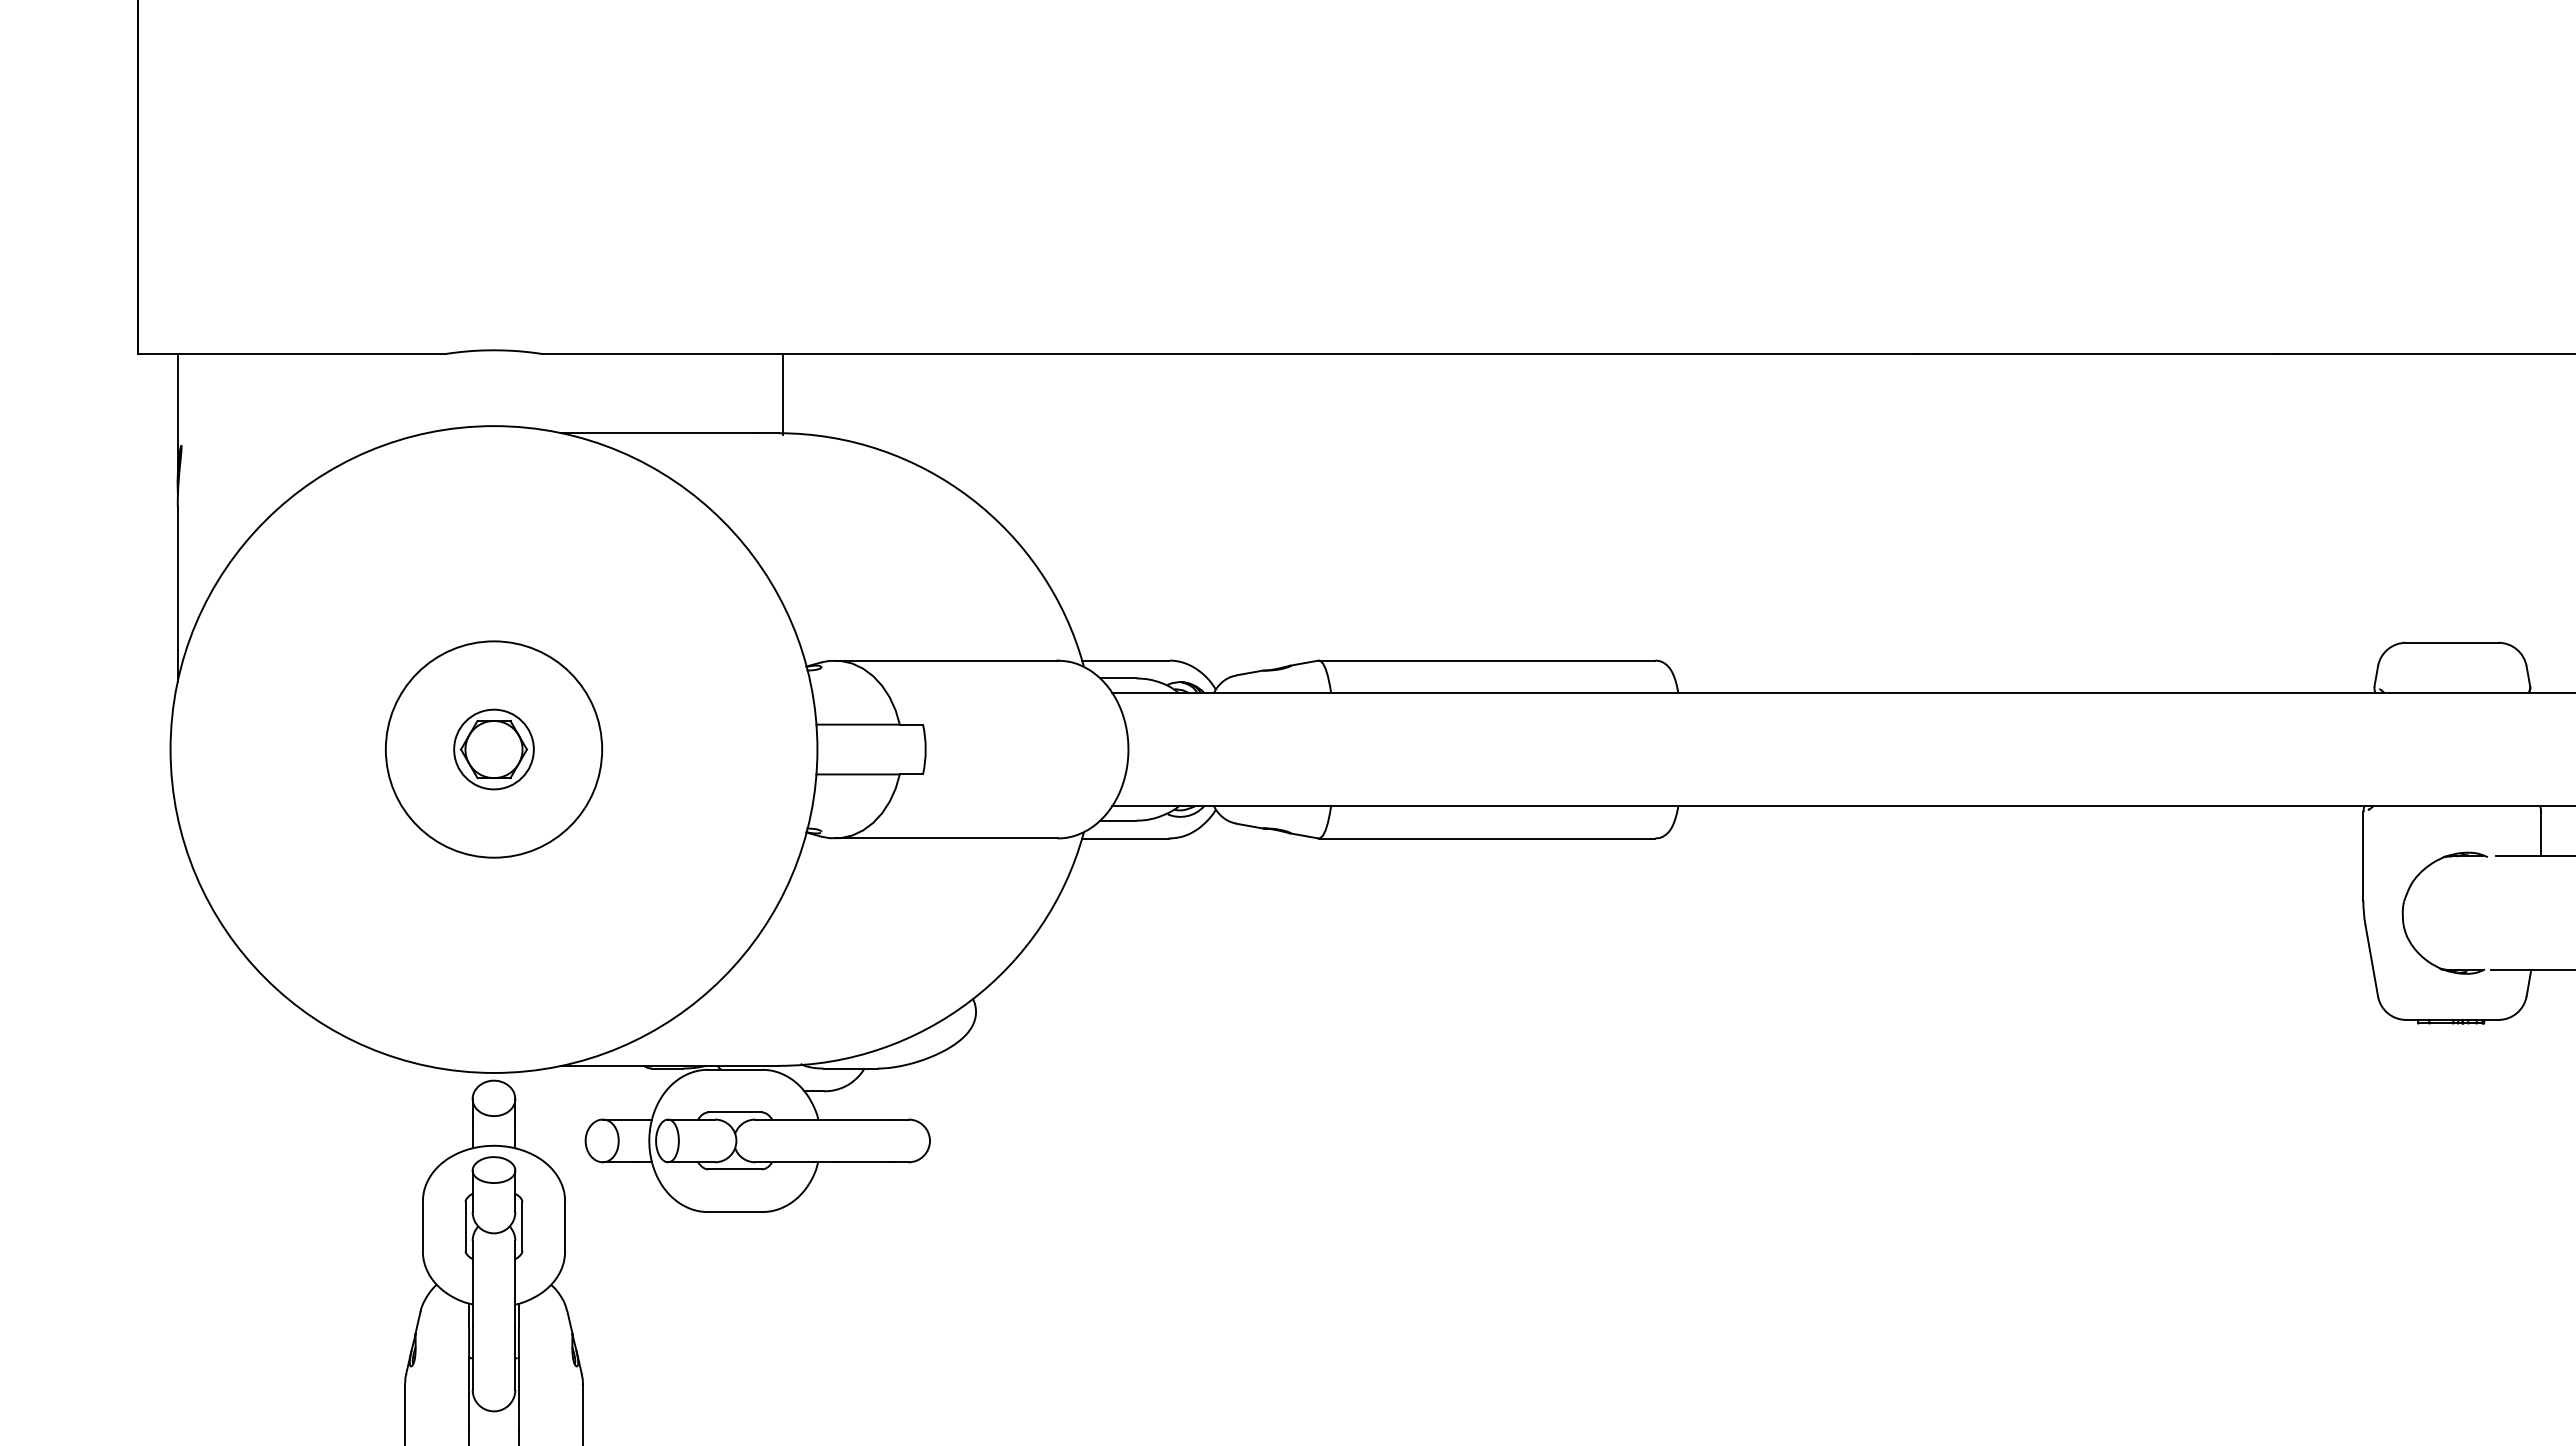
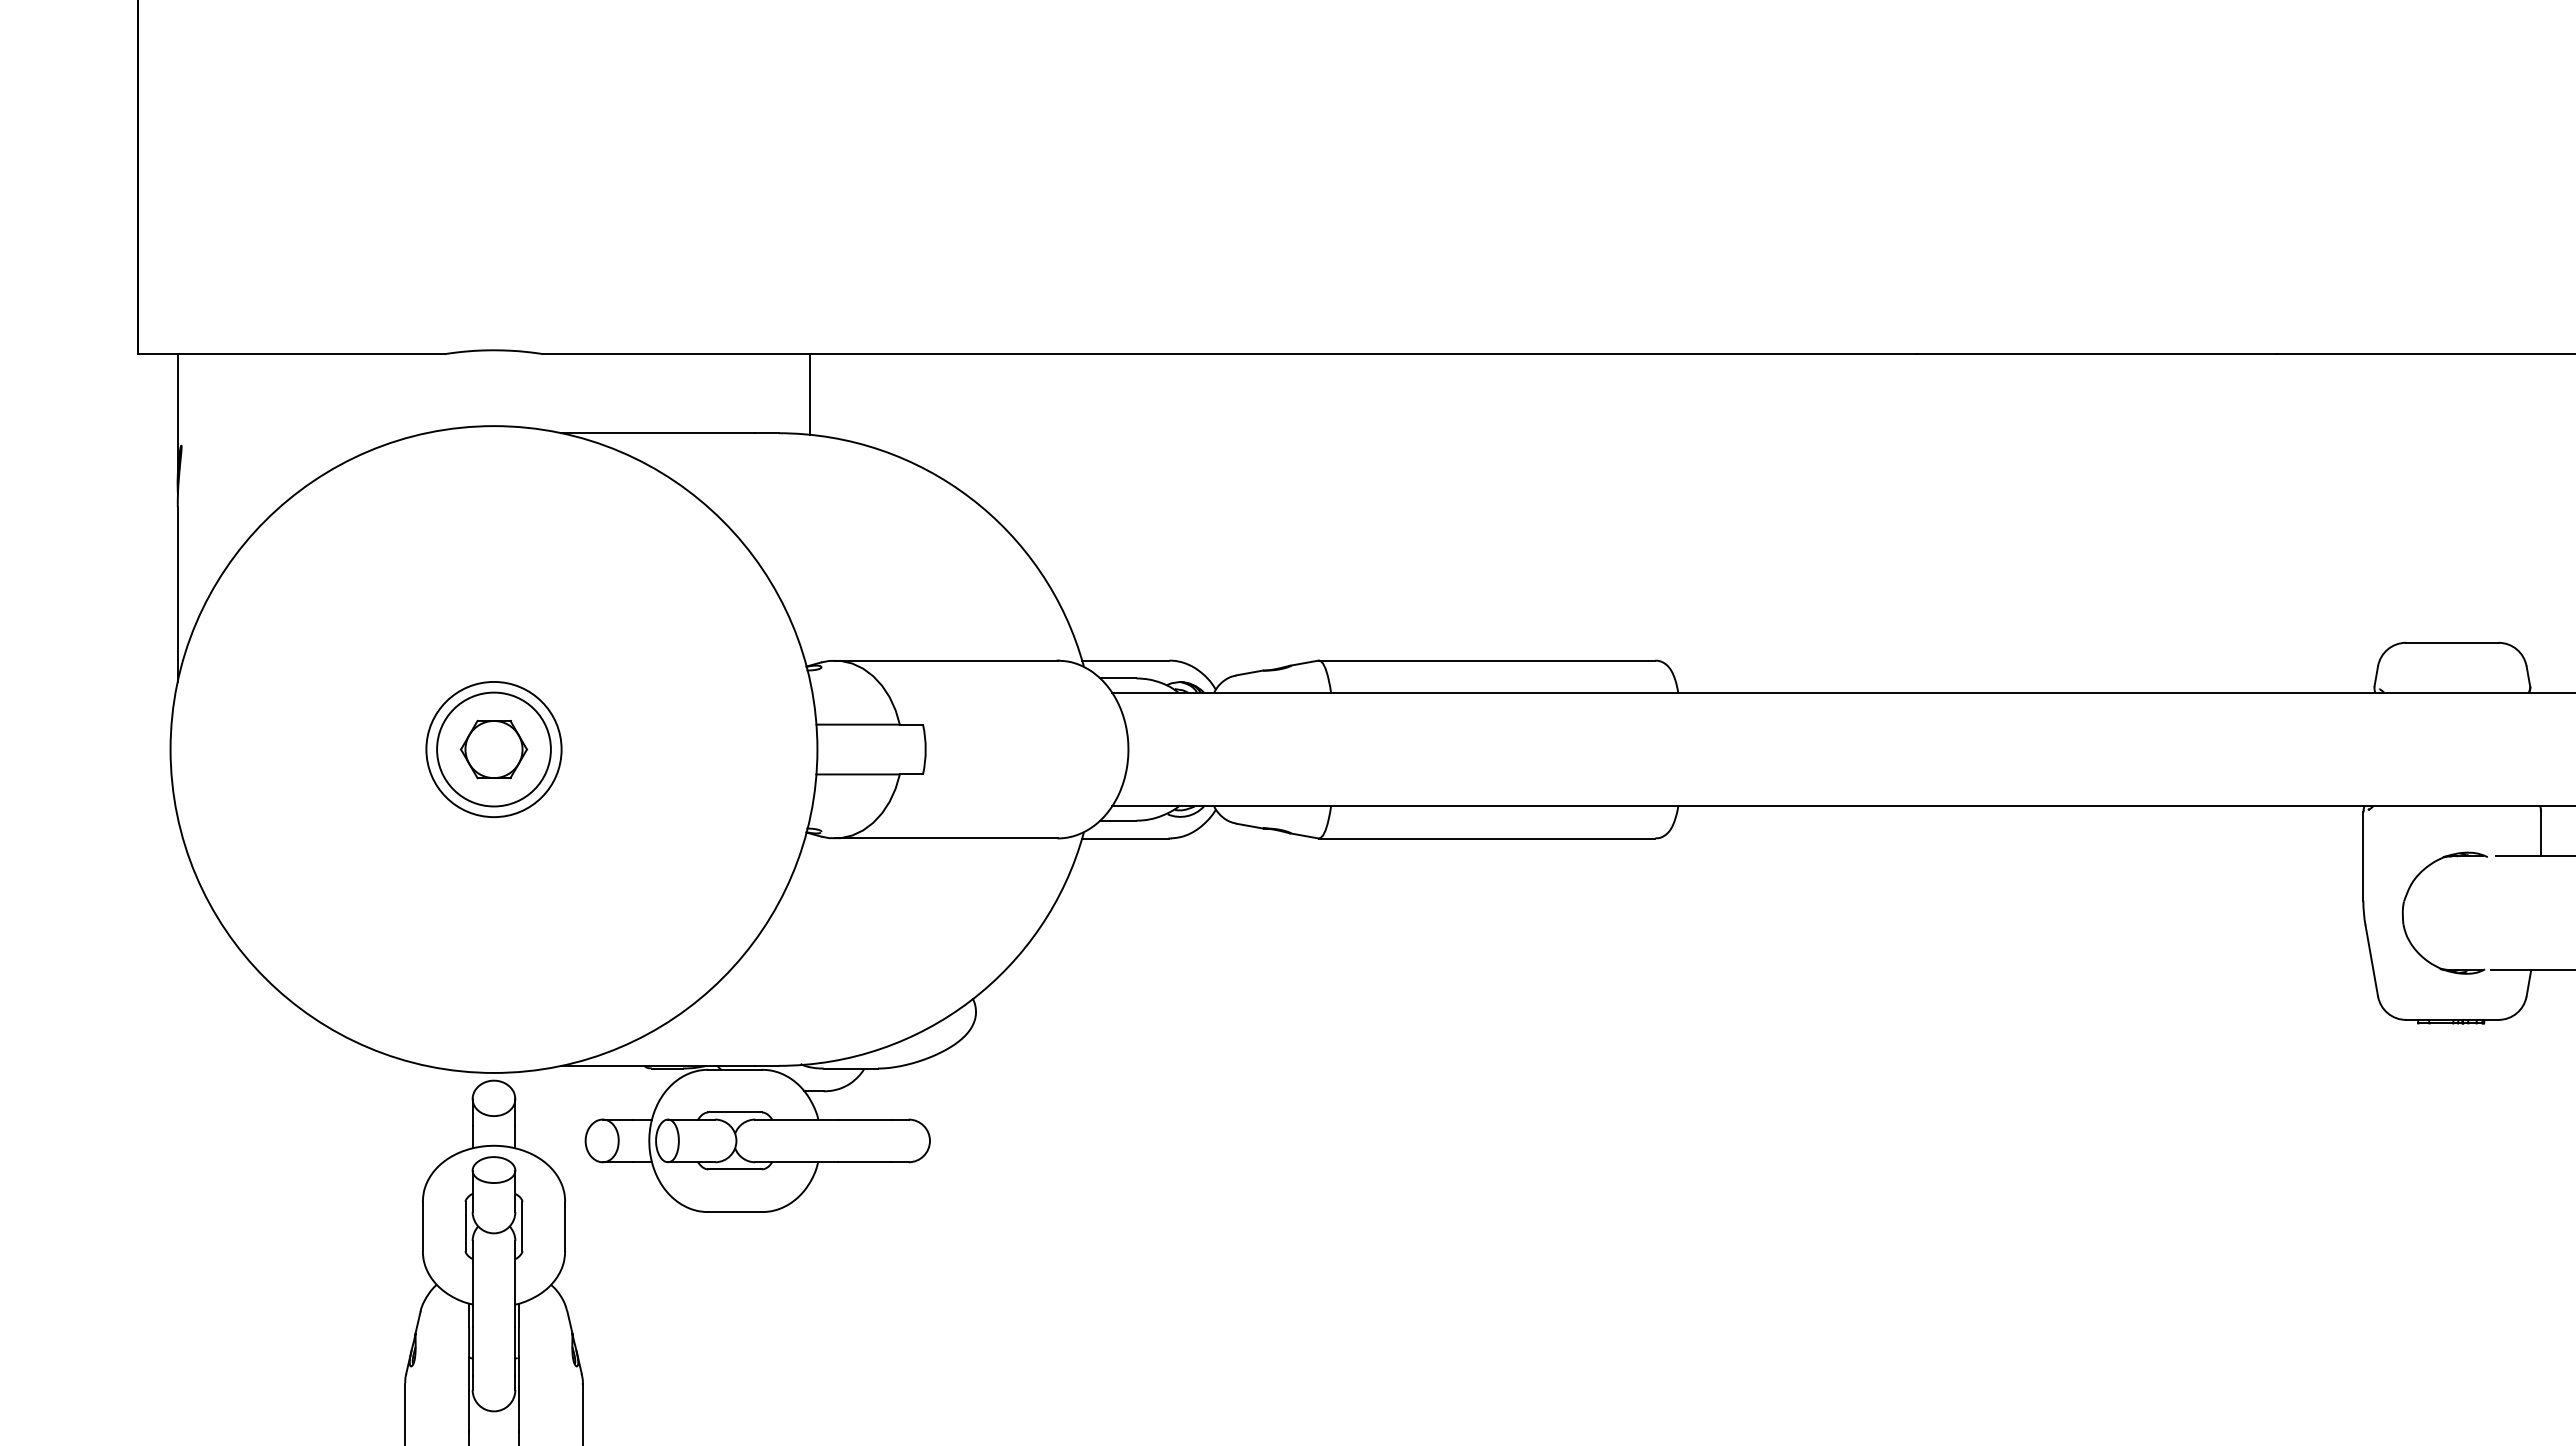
line position: (783, 394) -> (810, 394) (810, 394)
circle diameter: 216 px -> 135 px (493, 749)
circle diameter: 80 px -> 114 px (493, 749)
